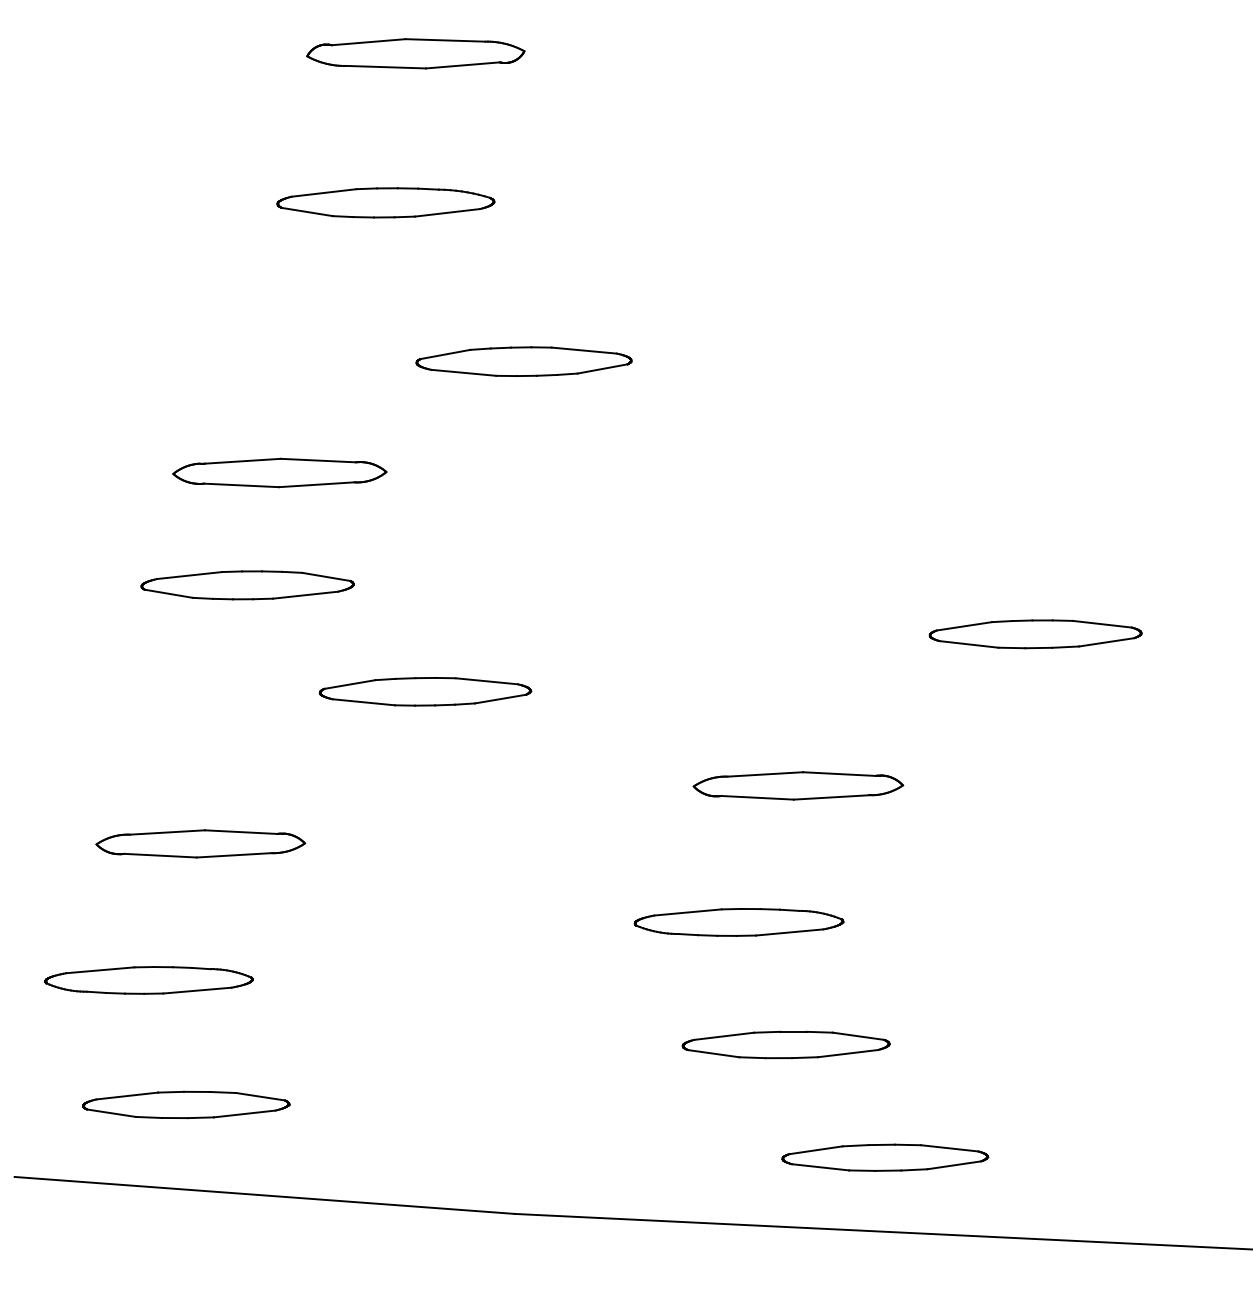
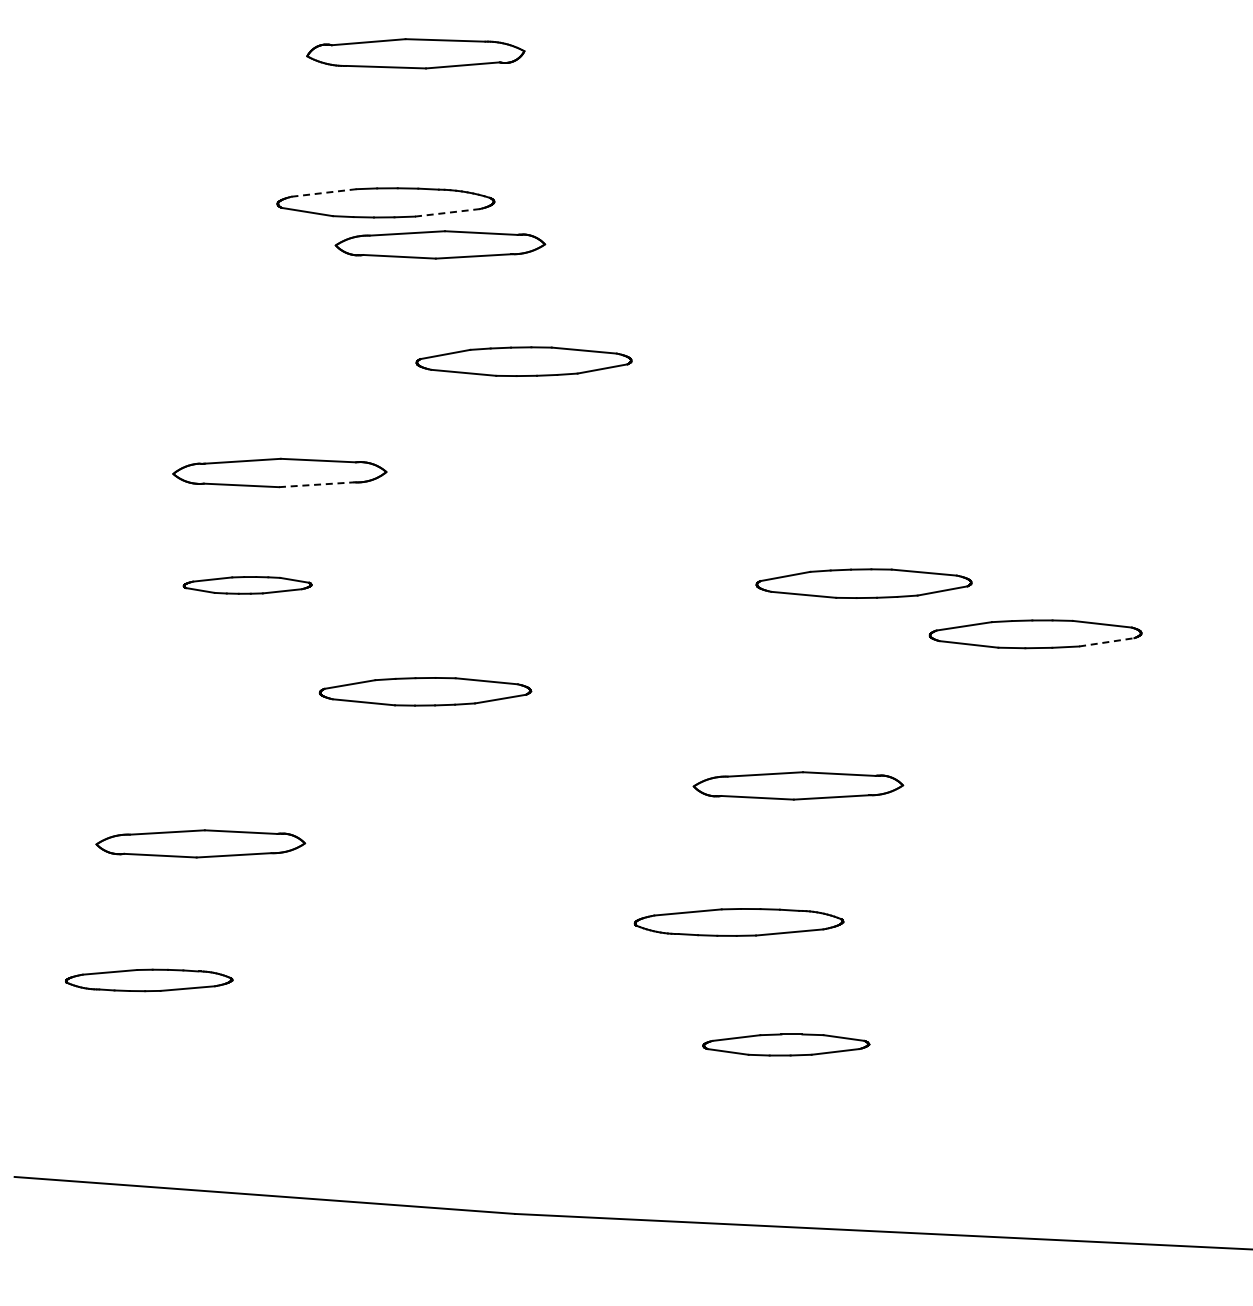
line: solid -> dashed (324, 192)
line: solid -> dashed (447, 212)
part: none -> present (440, 244)
line: solid -> dashed (316, 484)
part: none -> present (863, 583)
part size: 215x31 px -> 131x19 px (247, 585)
line: solid -> dashed (1106, 642)
part size: 210x29 px -> 169x25 px (149, 980)
part size: 210x30 px -> 169x24 px (786, 1044)
part: present -> none (186, 1104)
part: present -> none (885, 1157)
